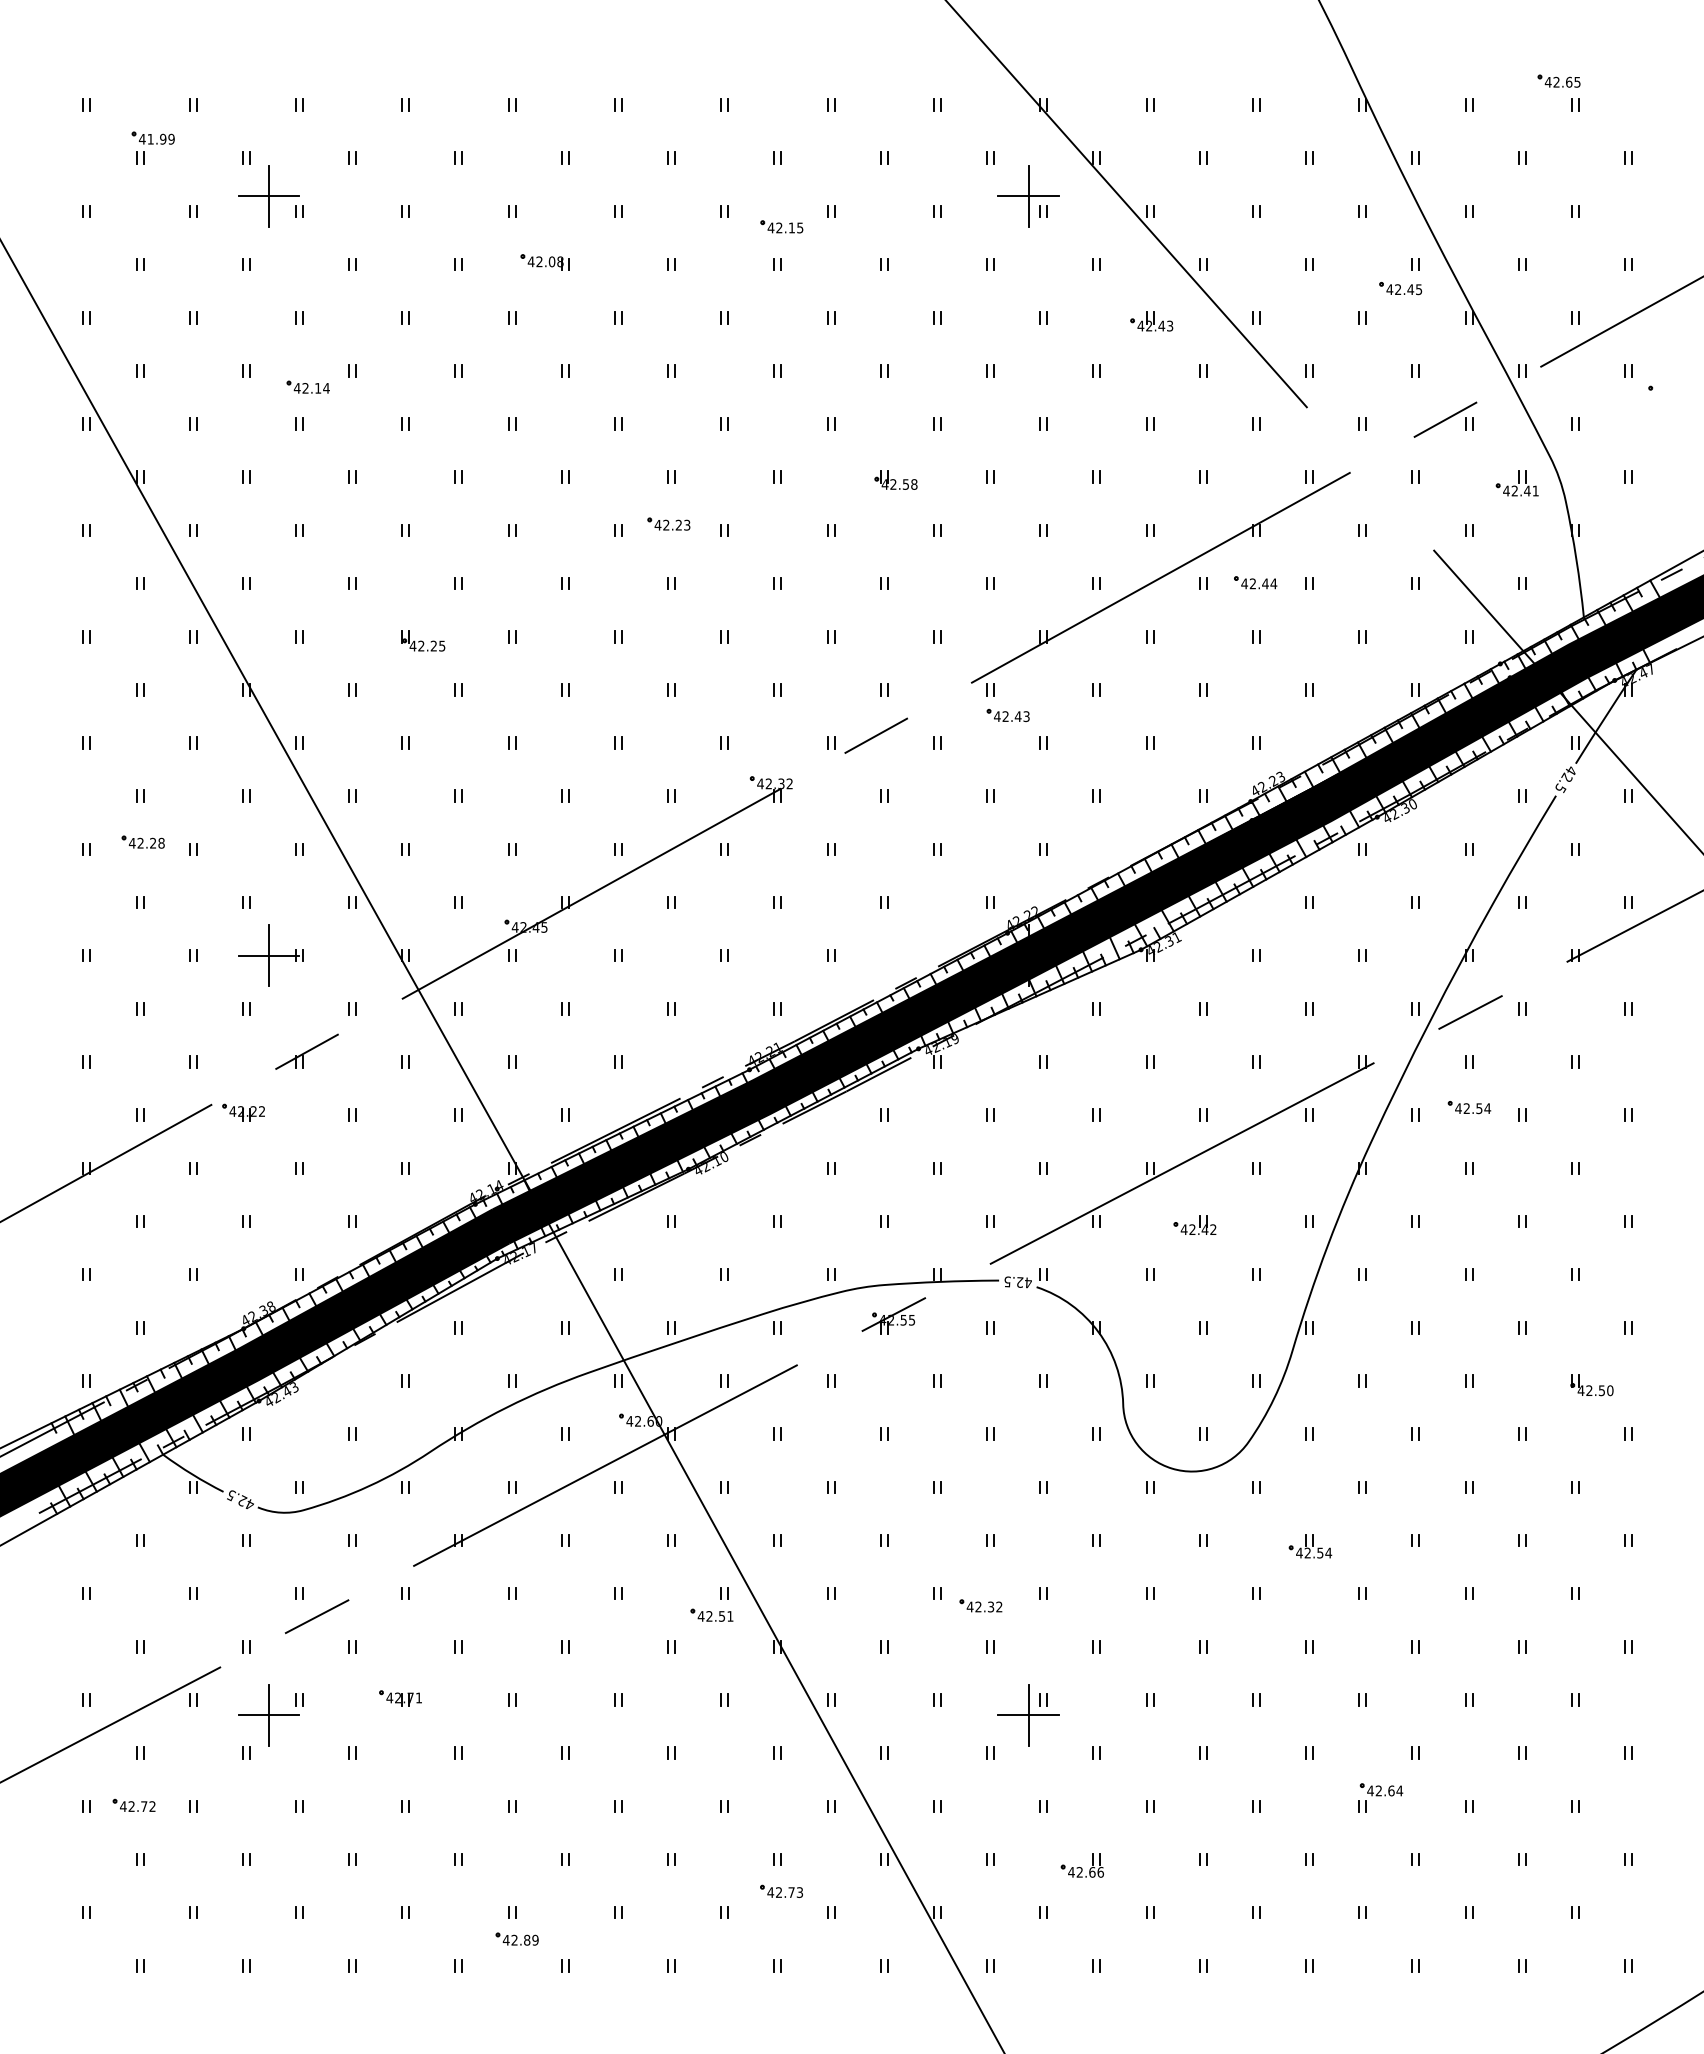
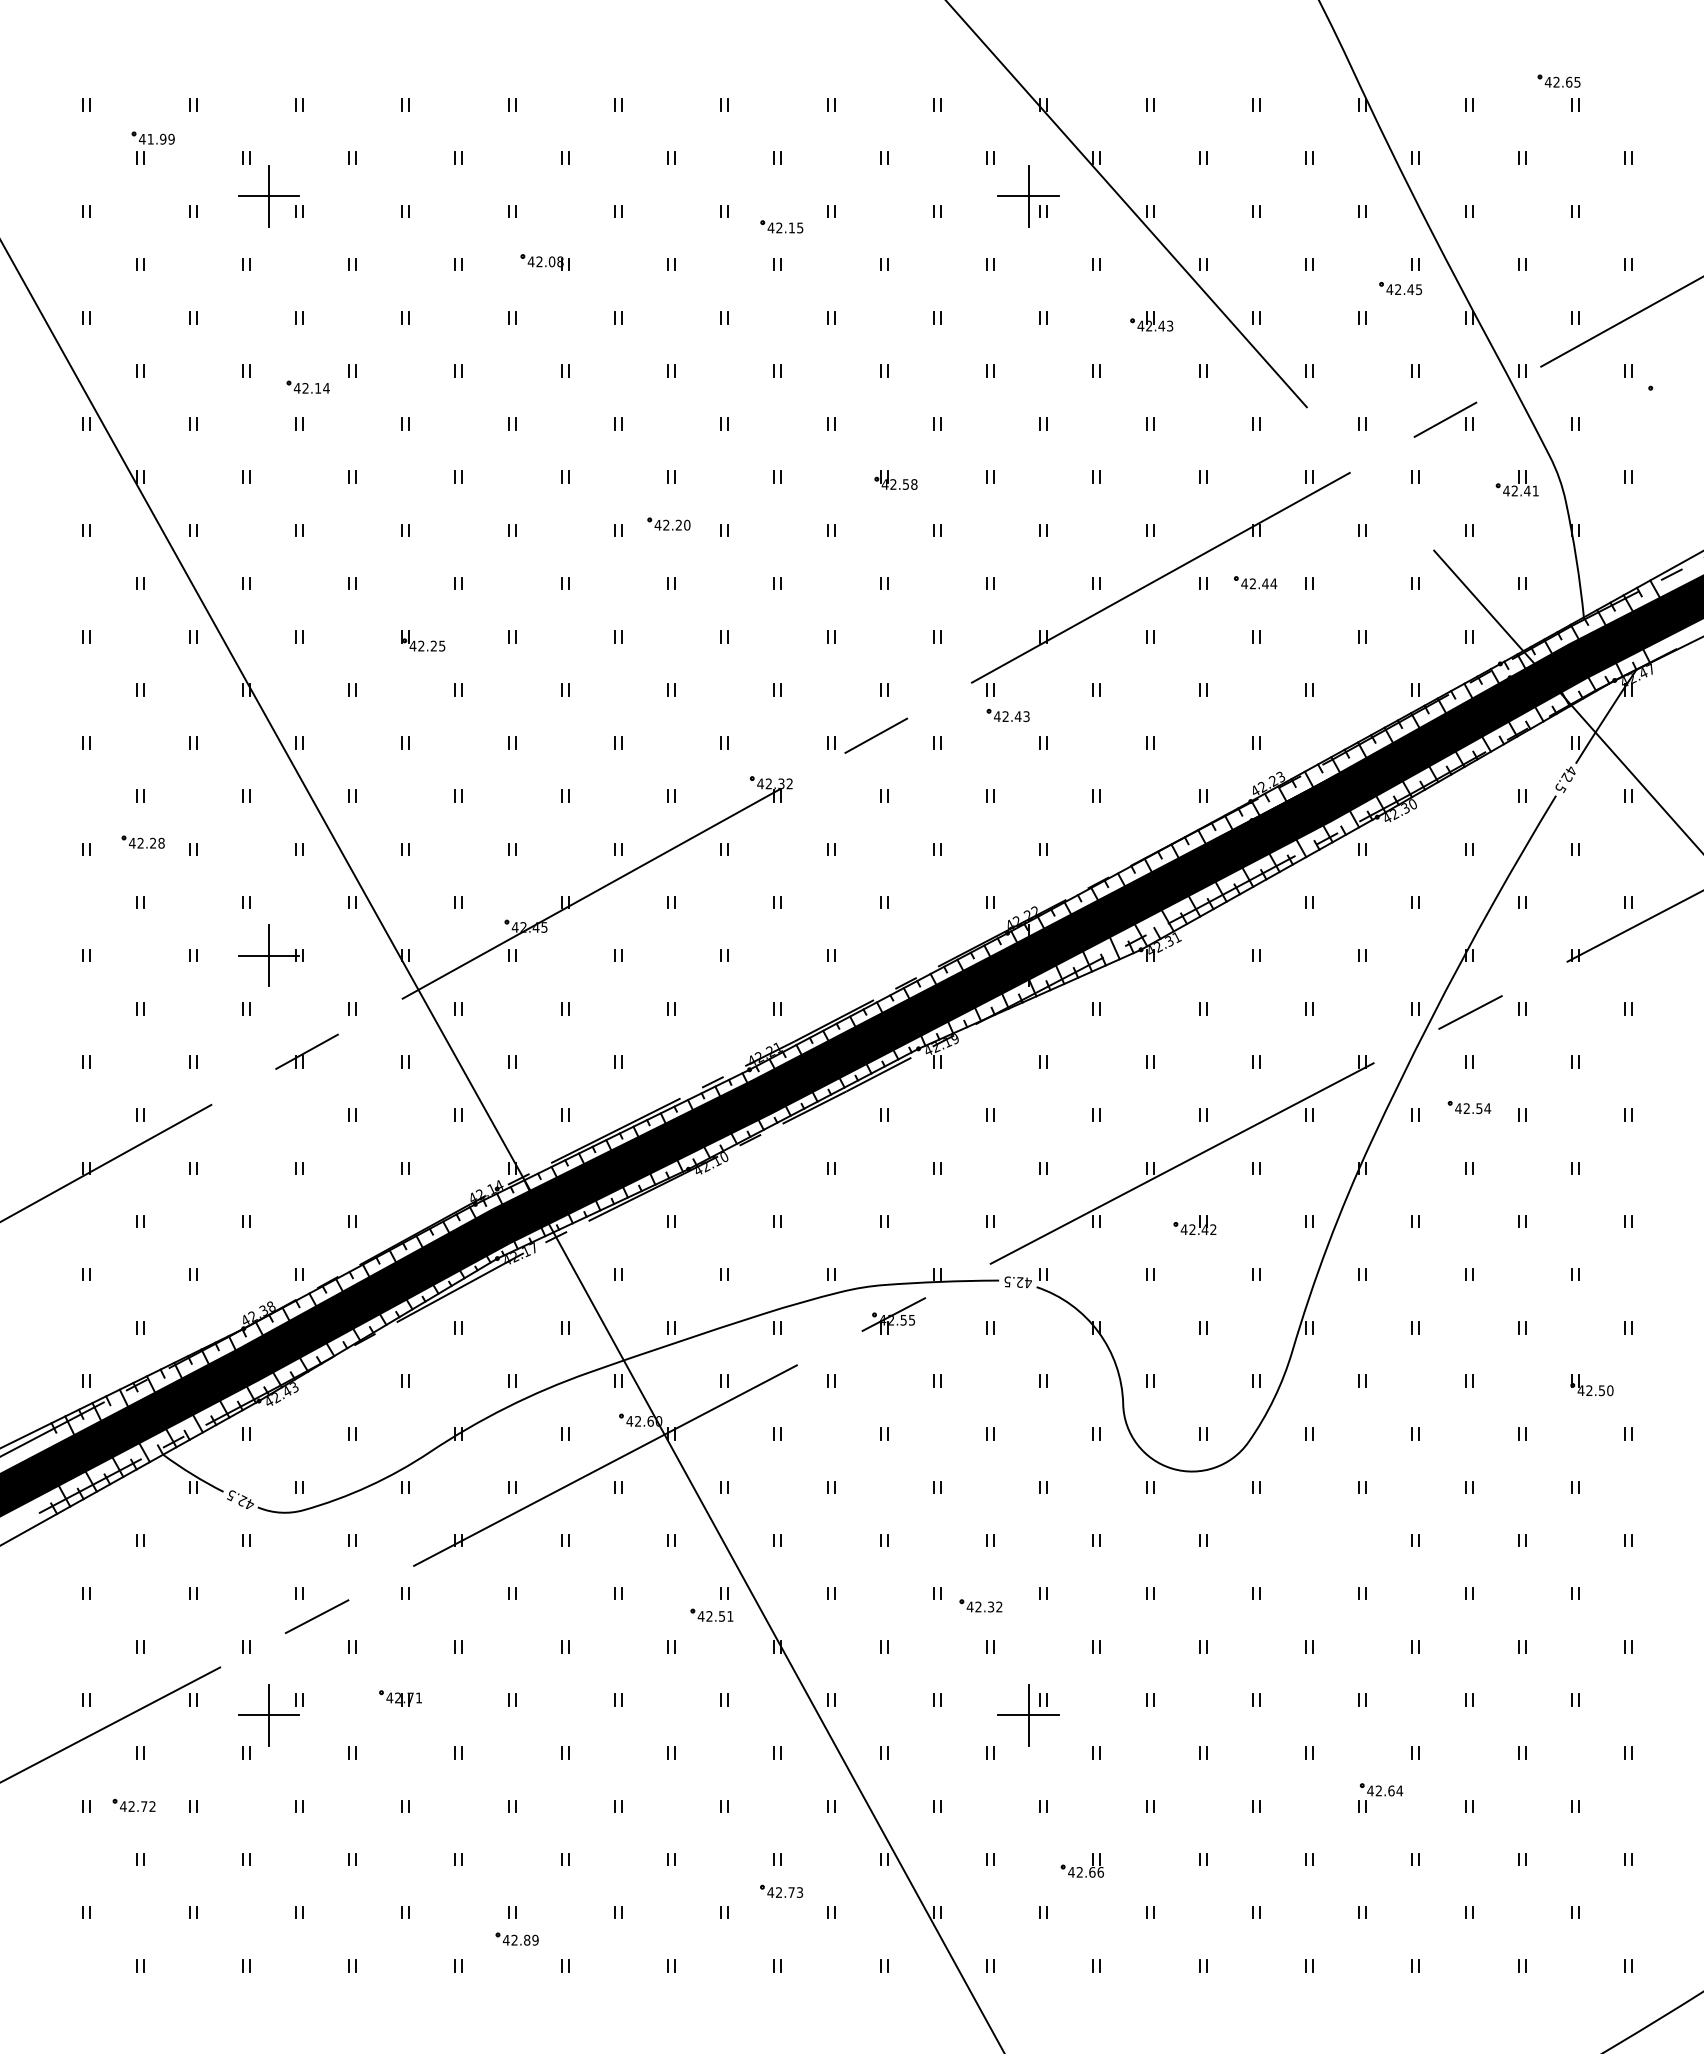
text: 42.23 -> 42.20 (687, 524)
part: present -> none (243, 1112)
part: present -> none (1310, 1546)
